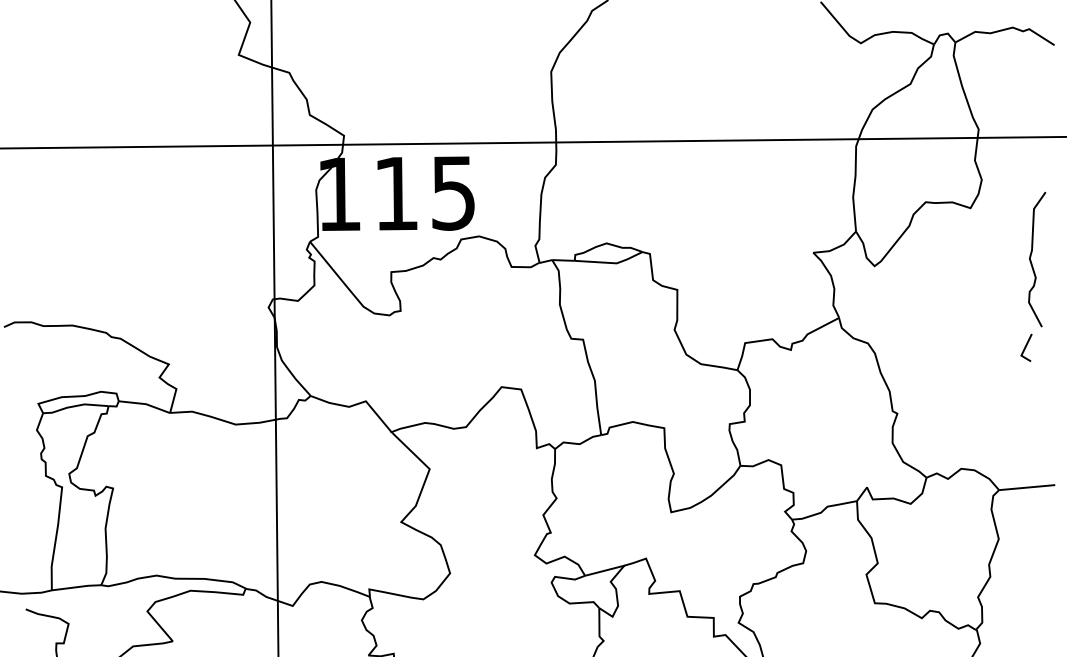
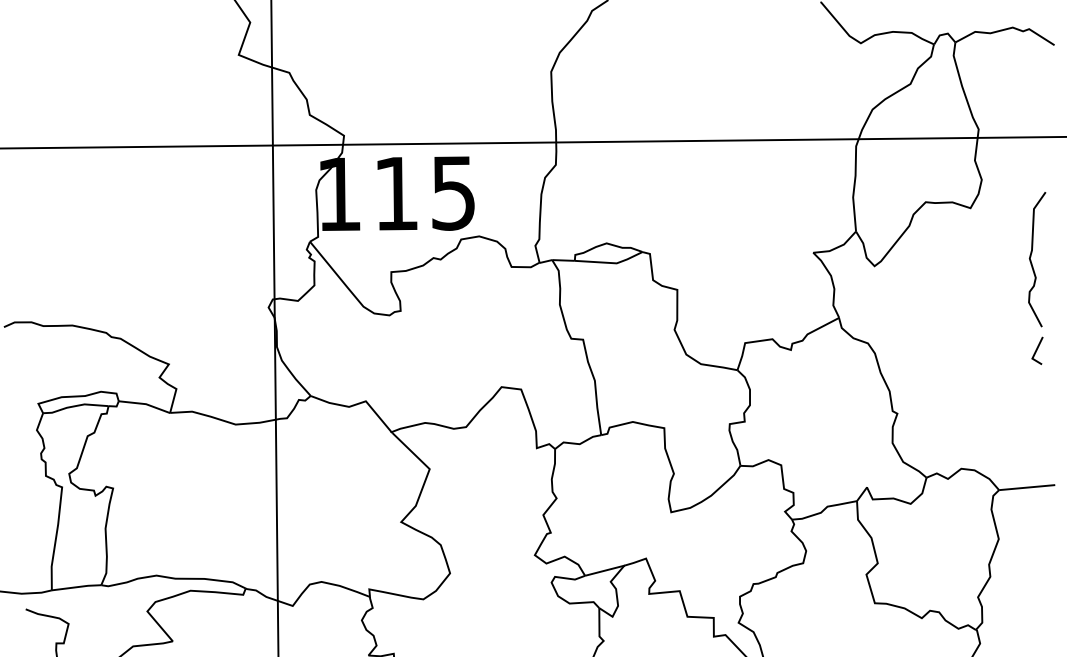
line position: (1026, 347) -> (1037, 350) (1037, 350)
